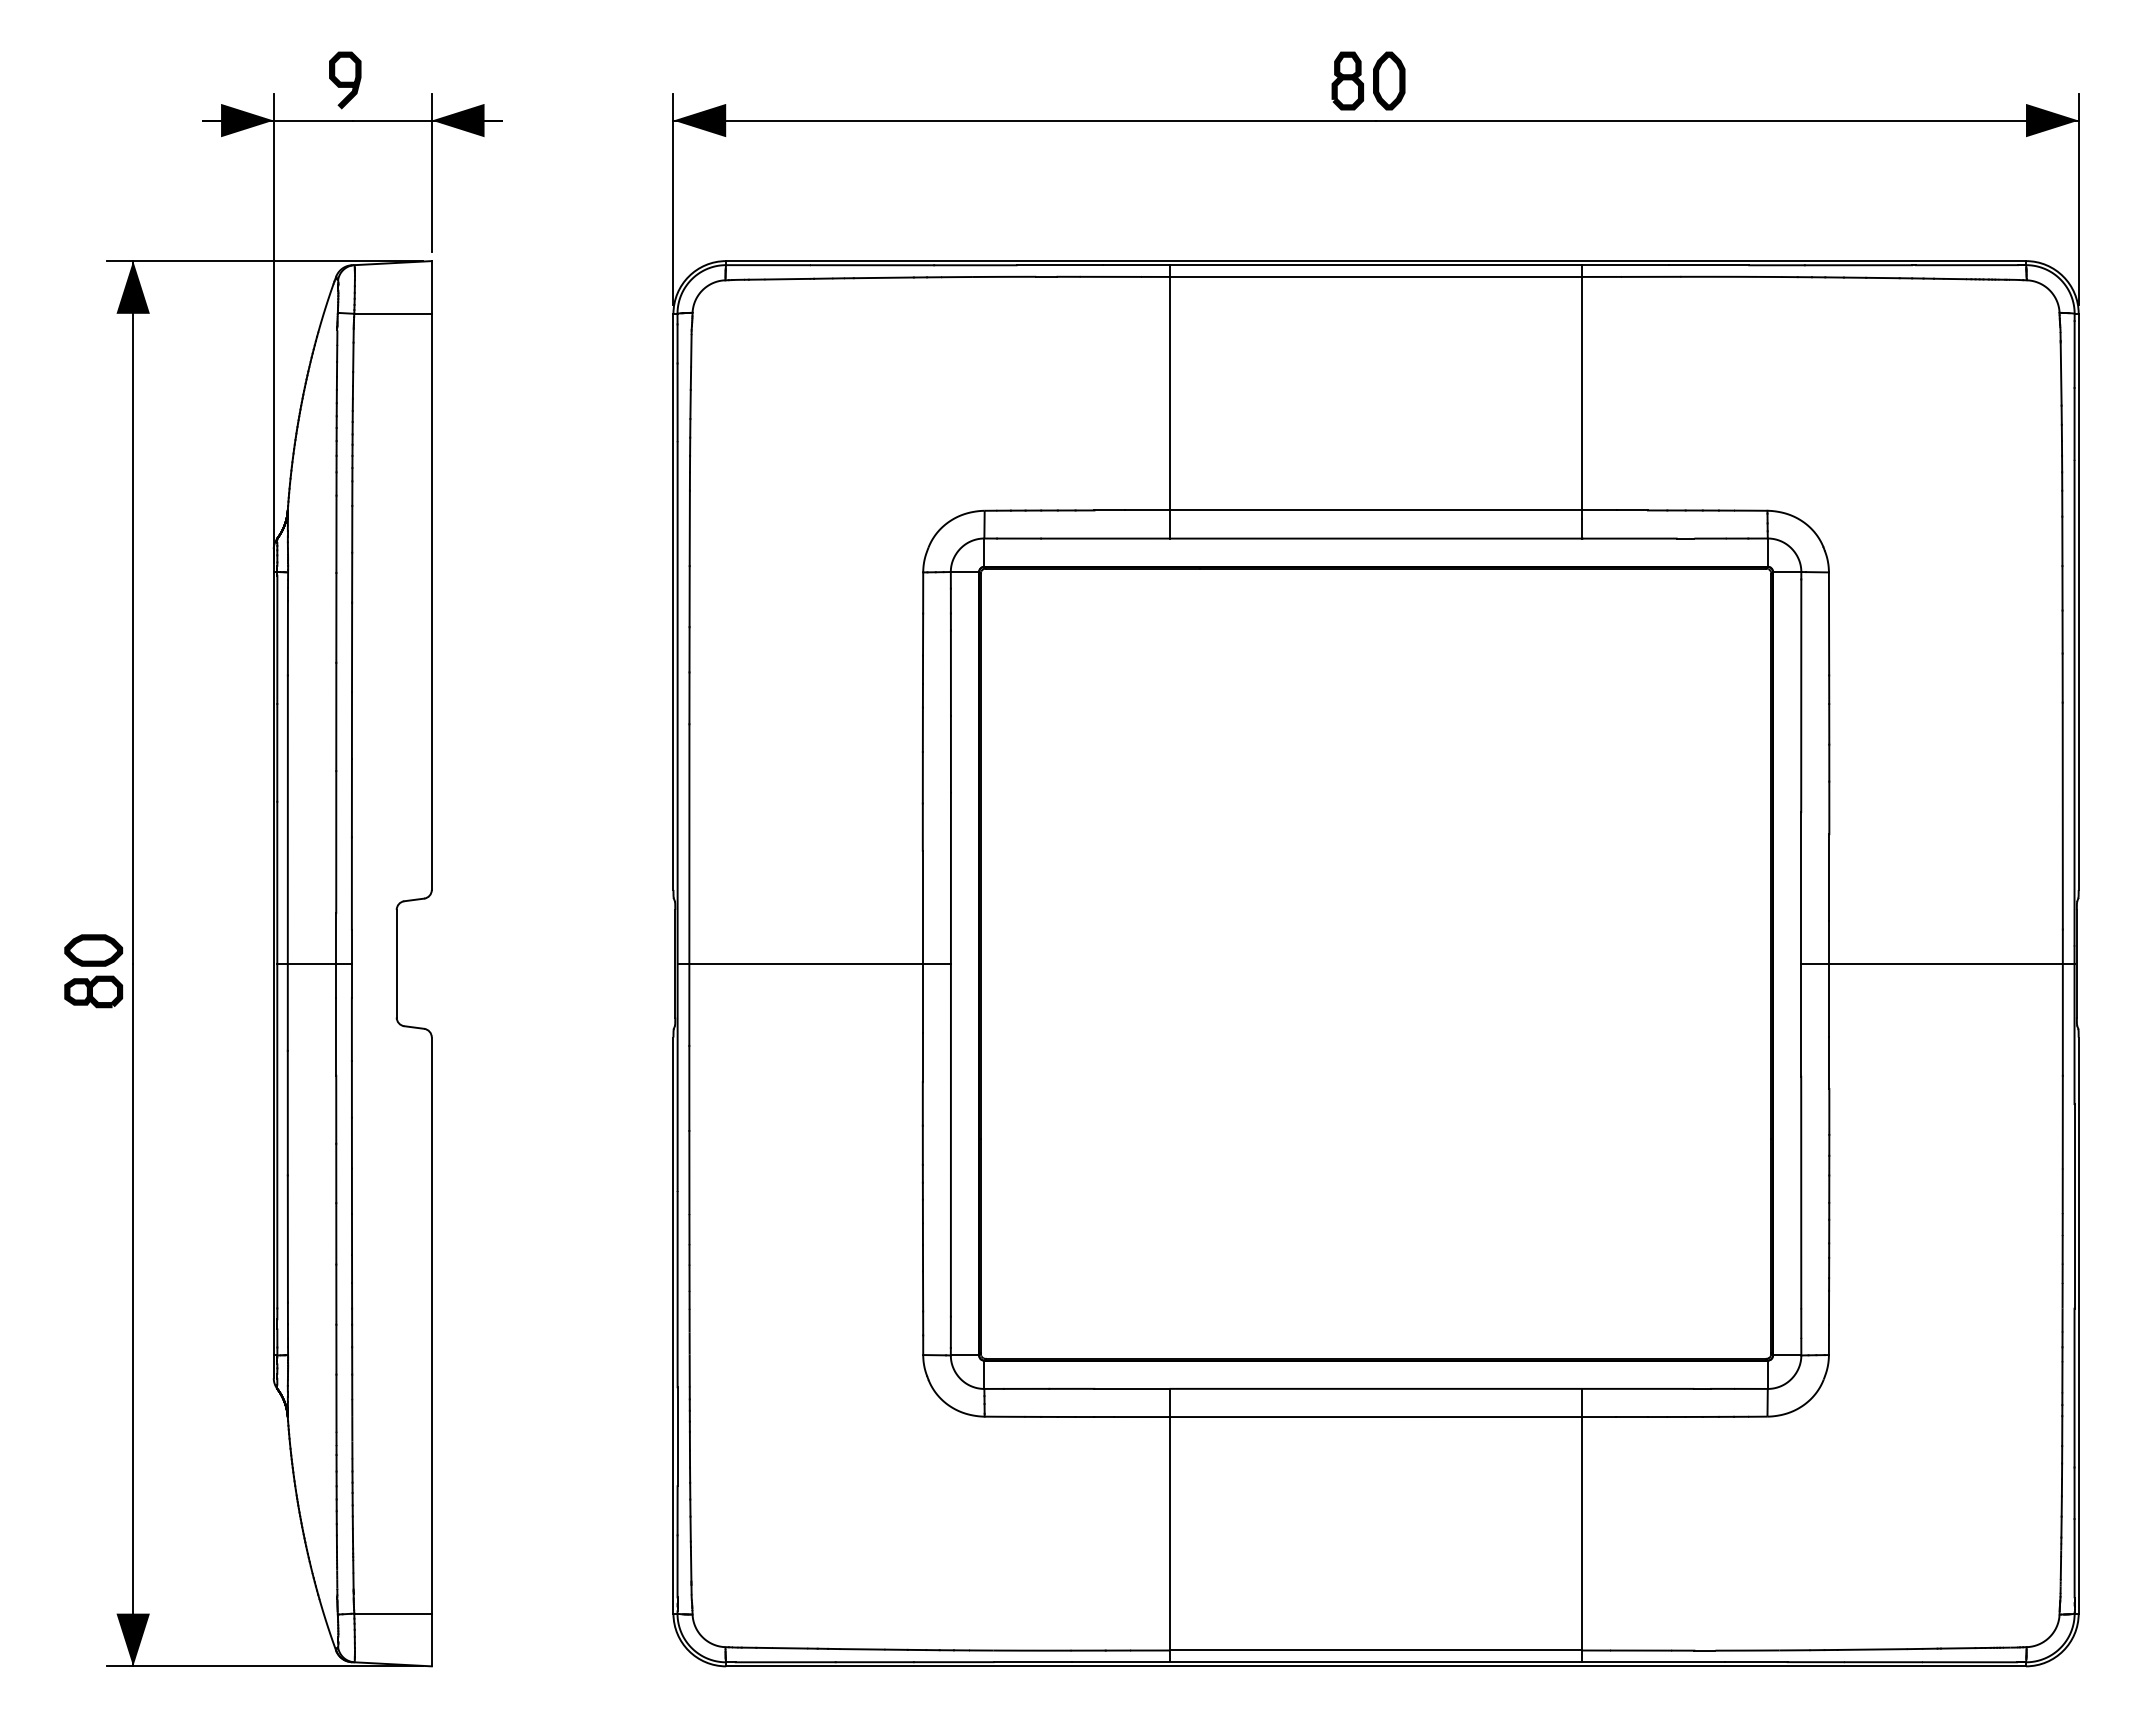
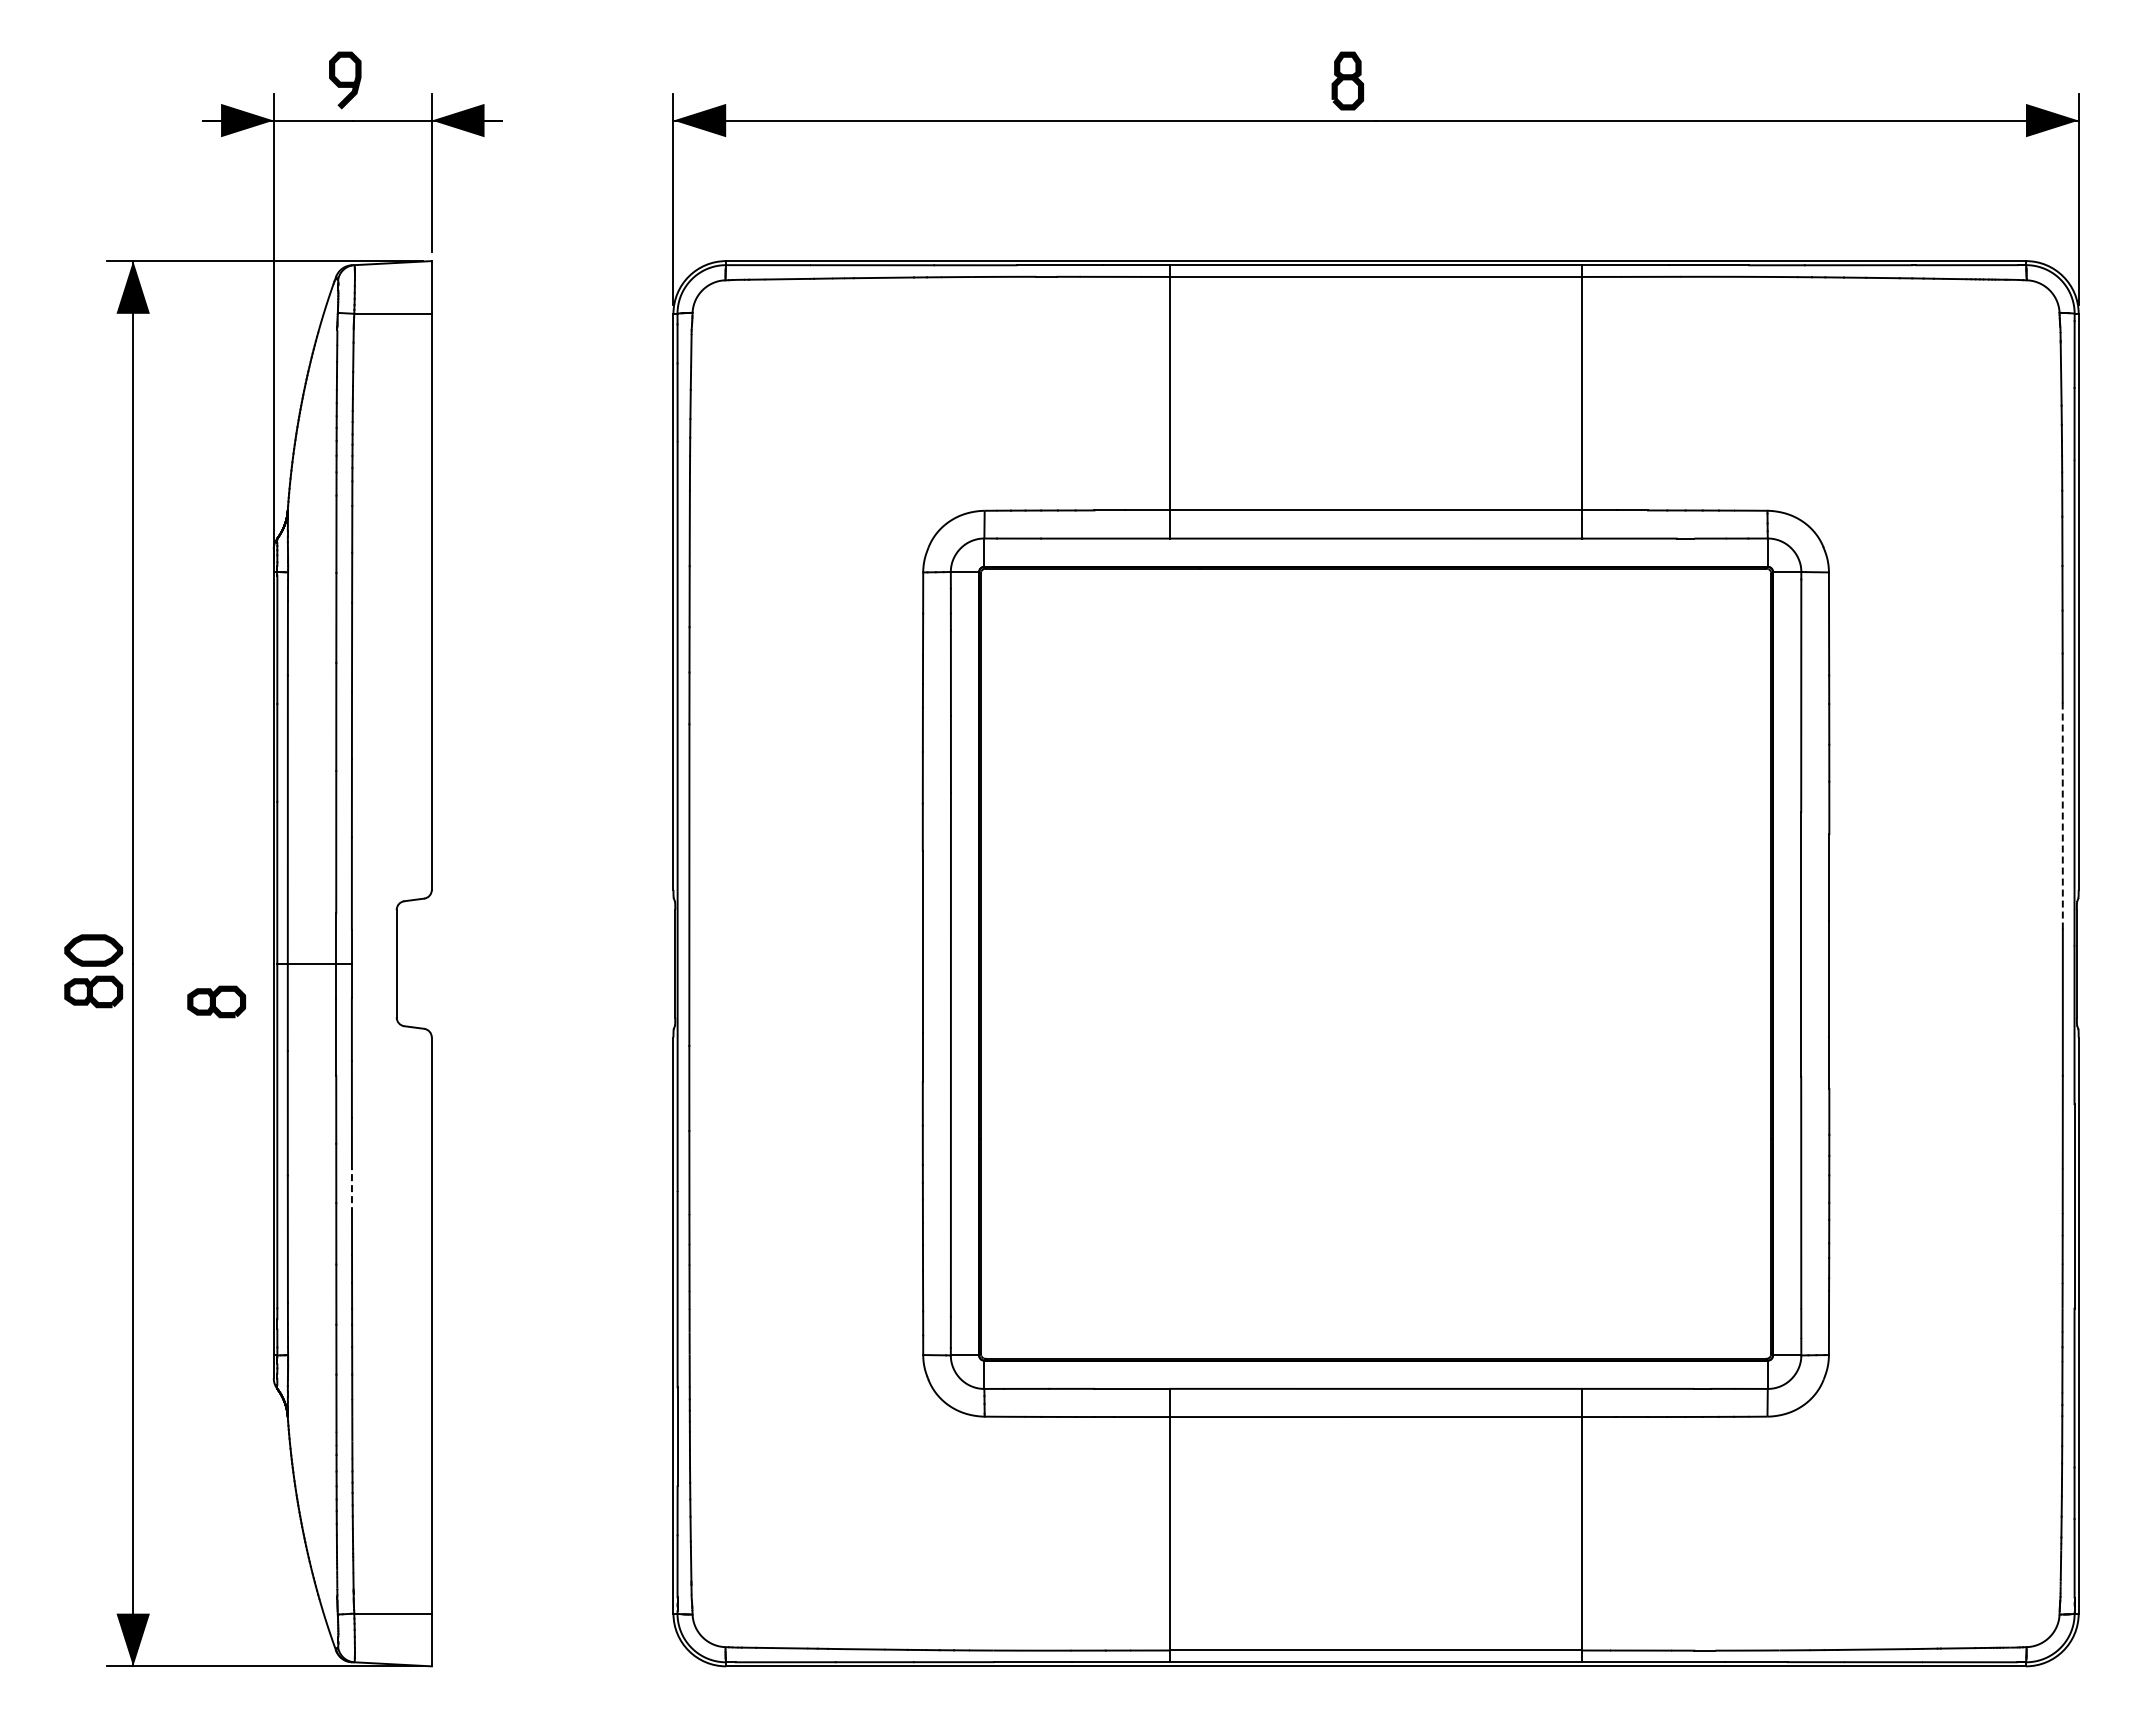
part: present -> none (1389, 80)
line: solid -> dashed (2062, 815)
line: present -> none (813, 963)
line: present -> none (1937, 963)
part: none -> present (216, 1001)
line: solid -> dashed (351, 1191)
